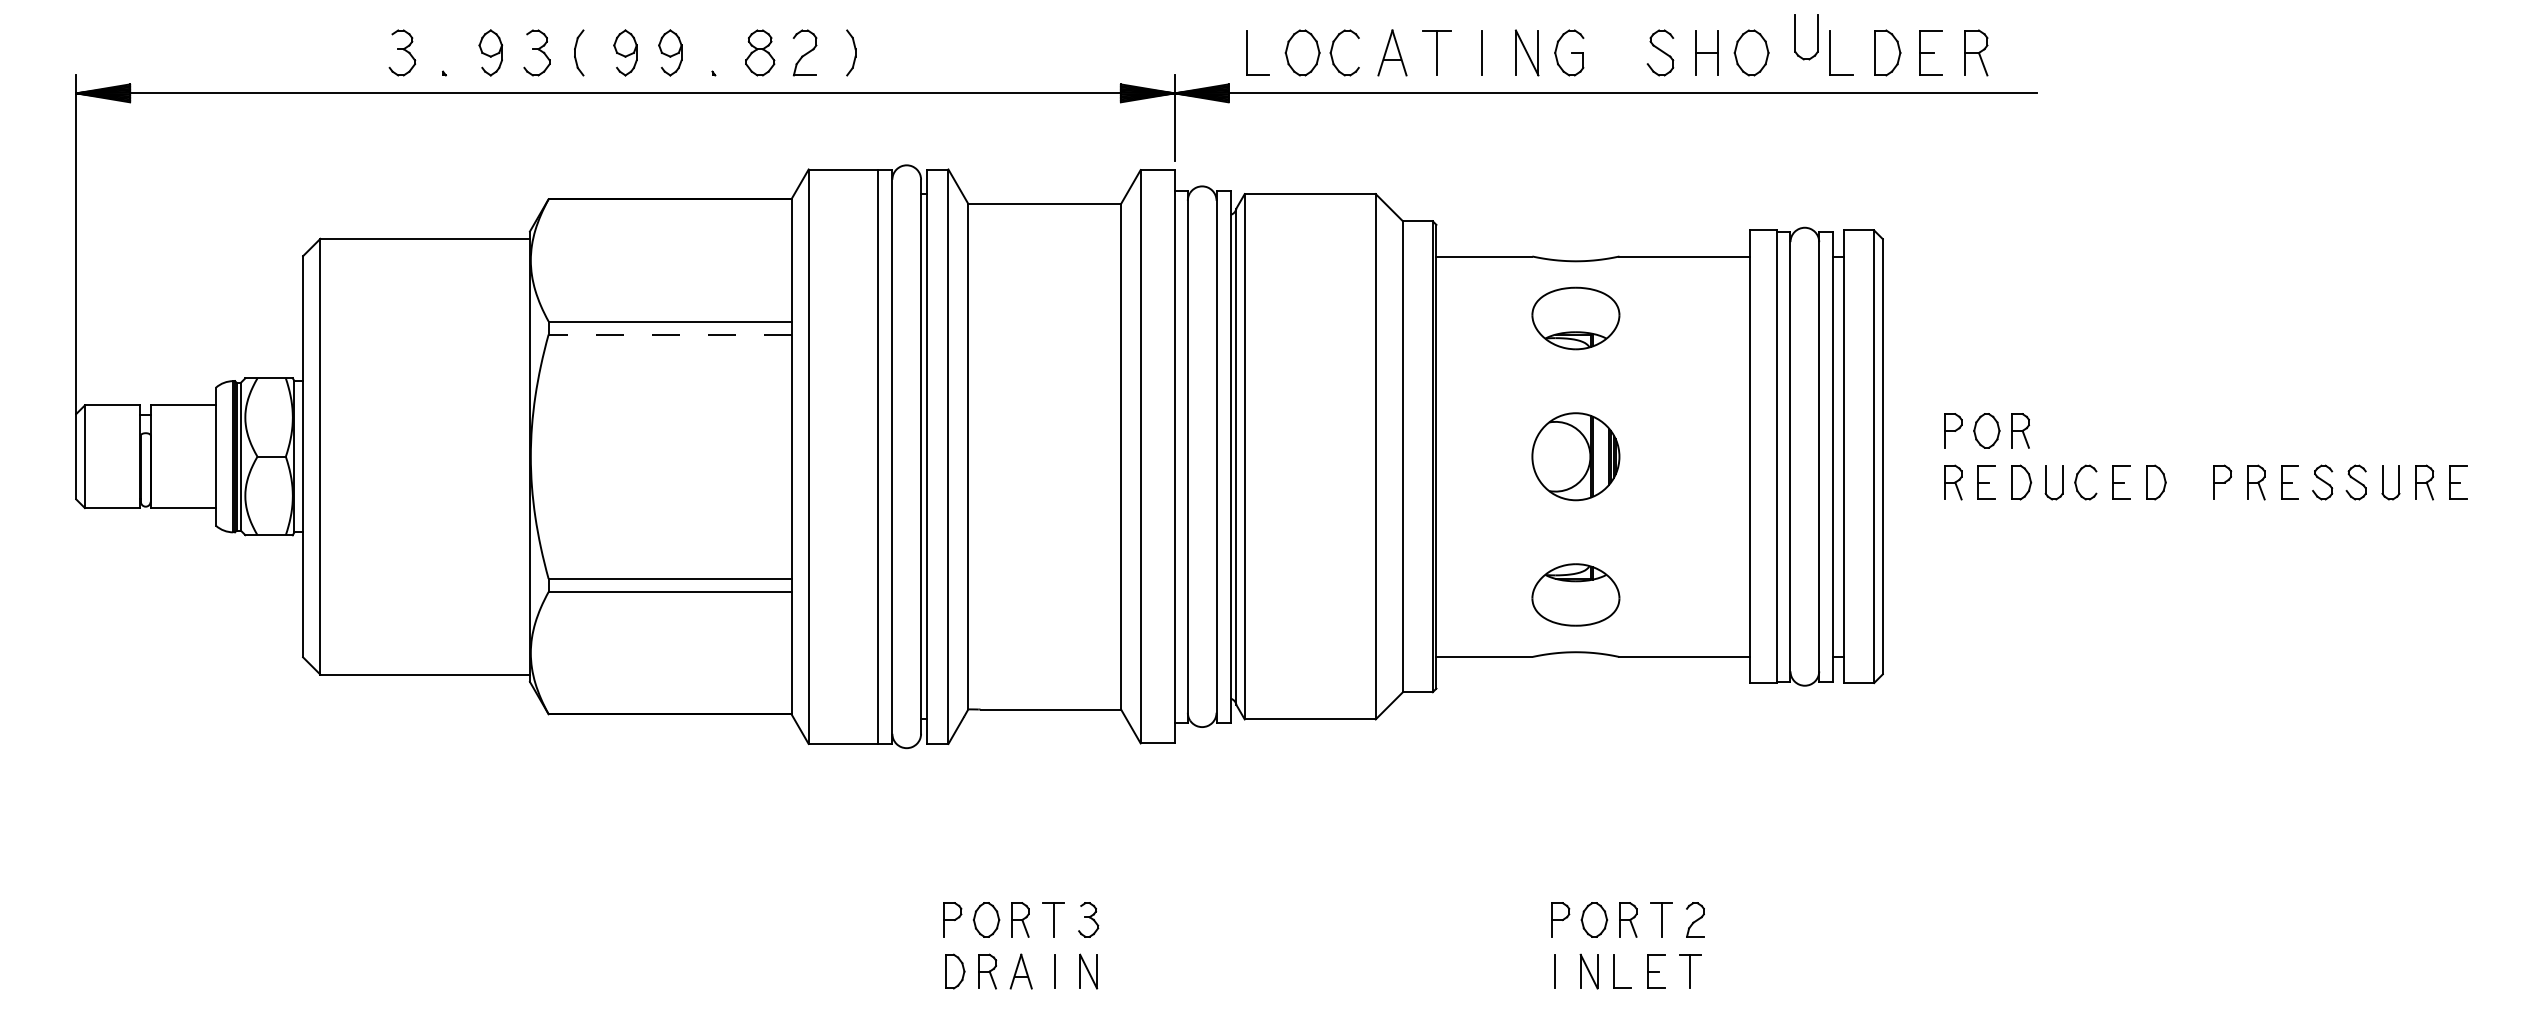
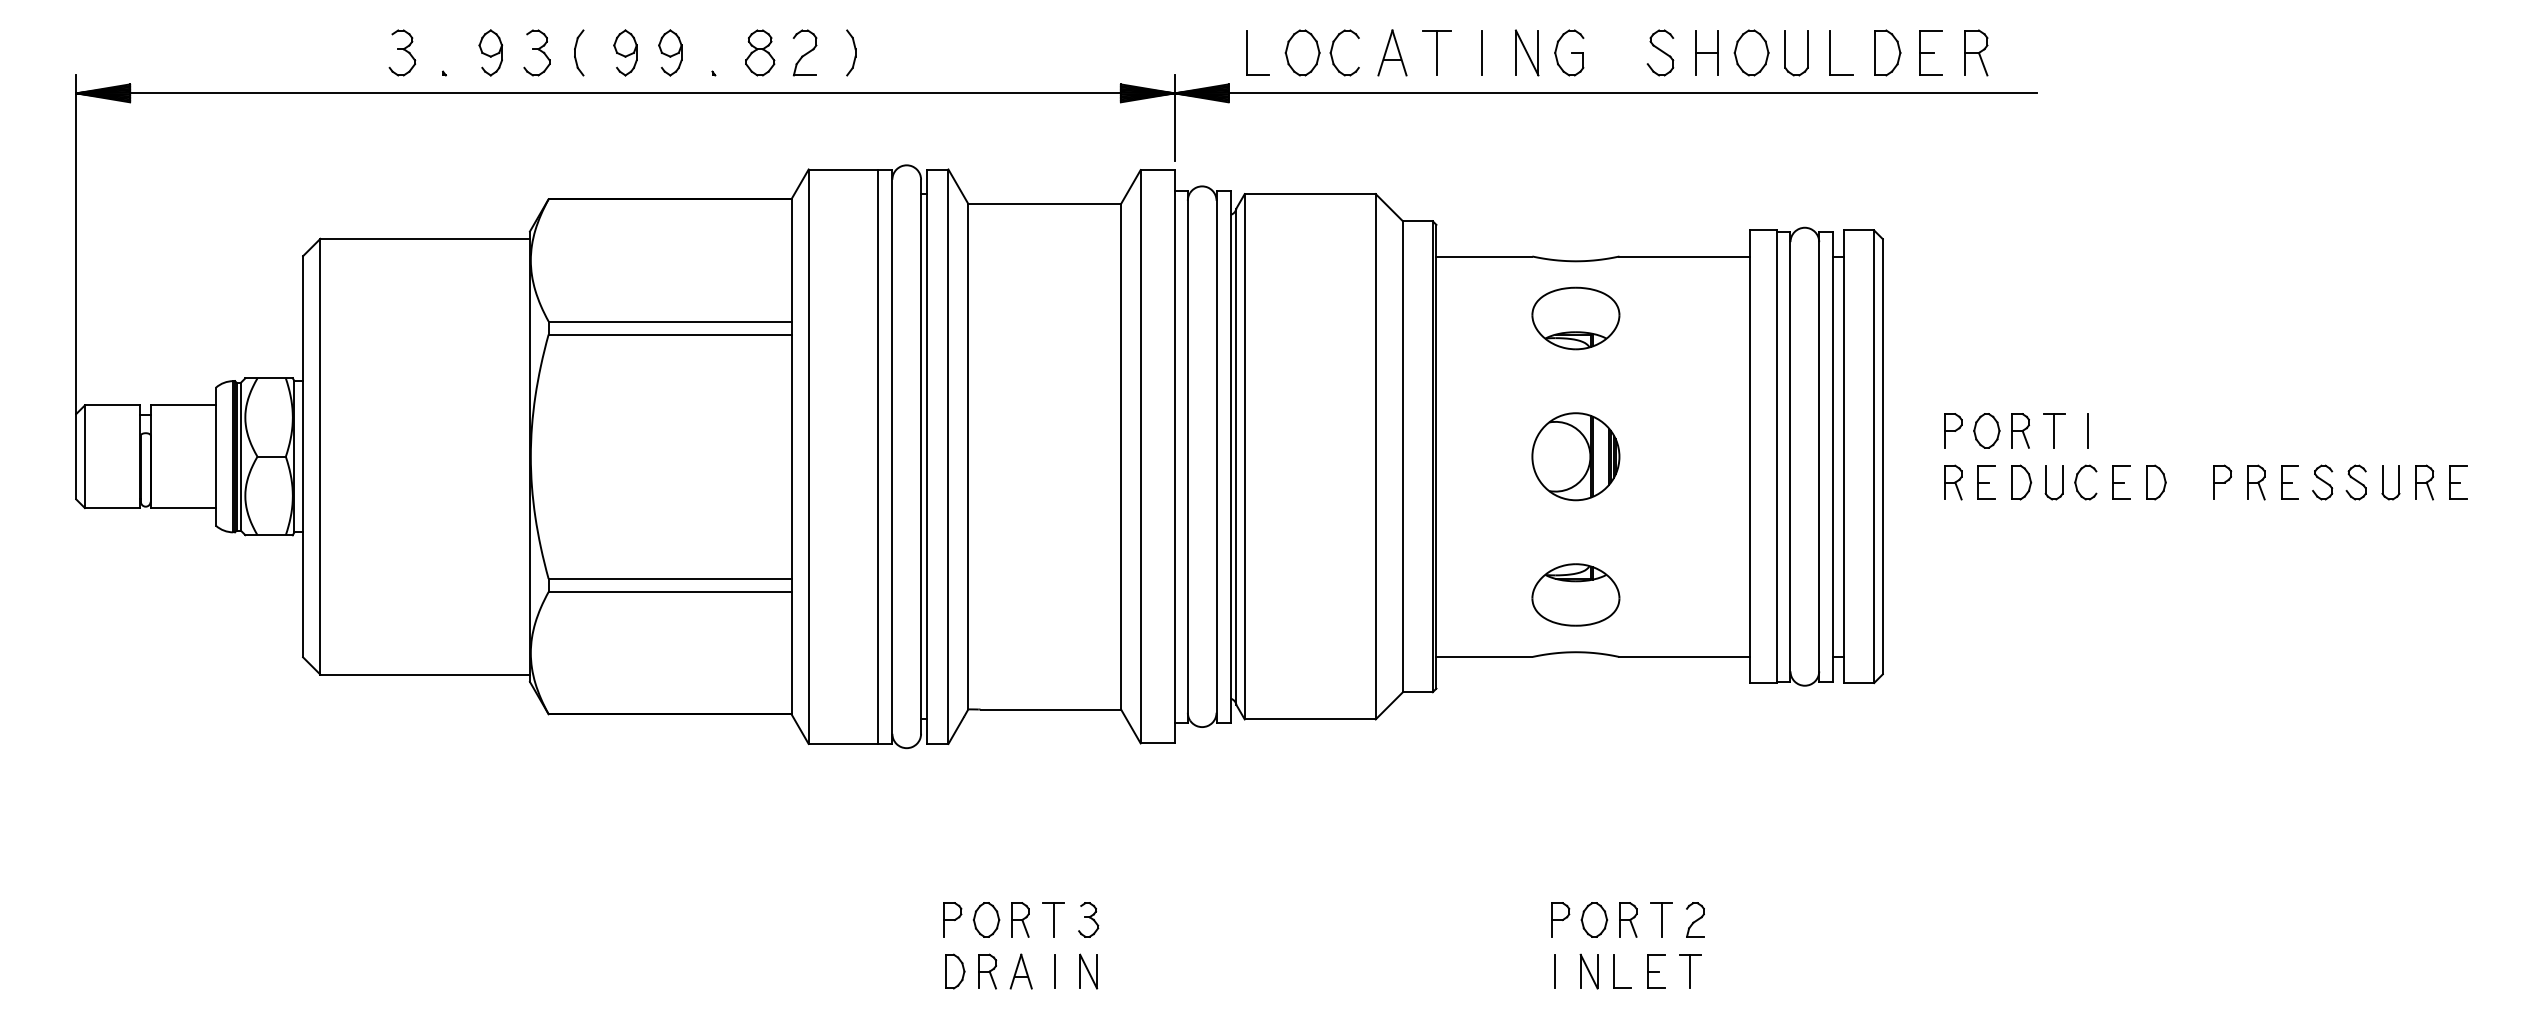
part position: (1795, 37) -> (1785, 53) (1785, 53)
line: dashed -> solid (669, 334)
part: none -> present (2054, 430)
line: none -> present (2087, 430)
